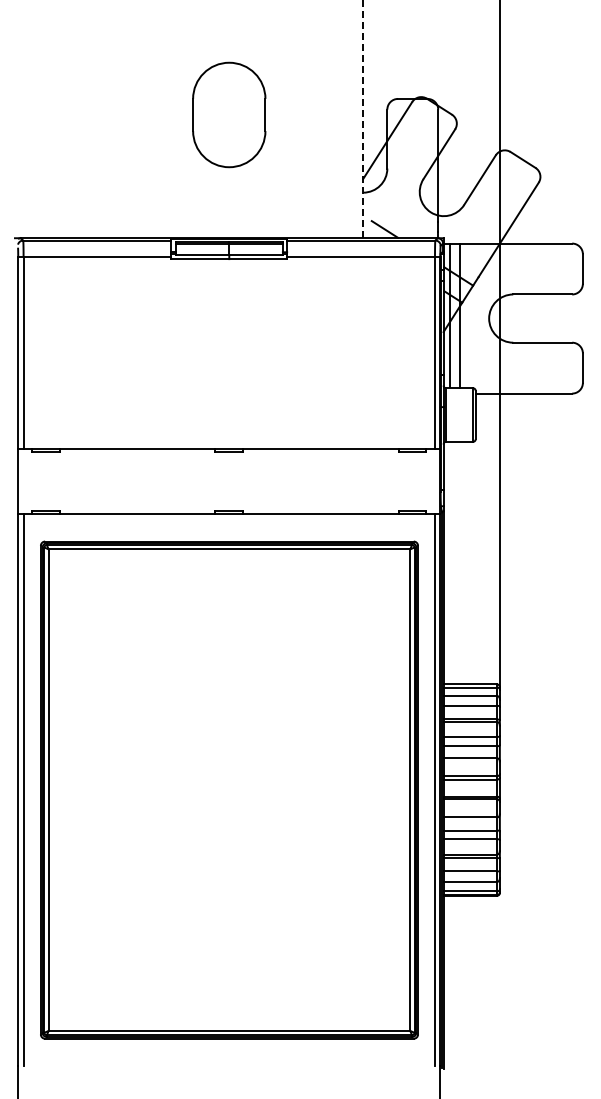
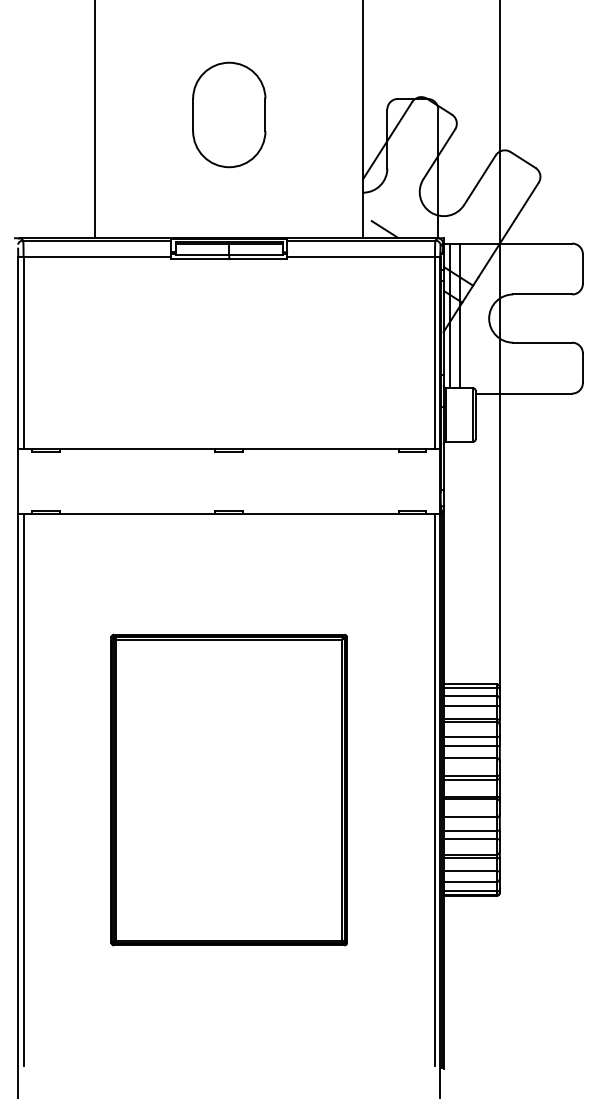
line: dashed -> solid (363, 119)
line: none -> present (95, 120)
part size: 379x500 px -> 238x314 px (228, 789)
